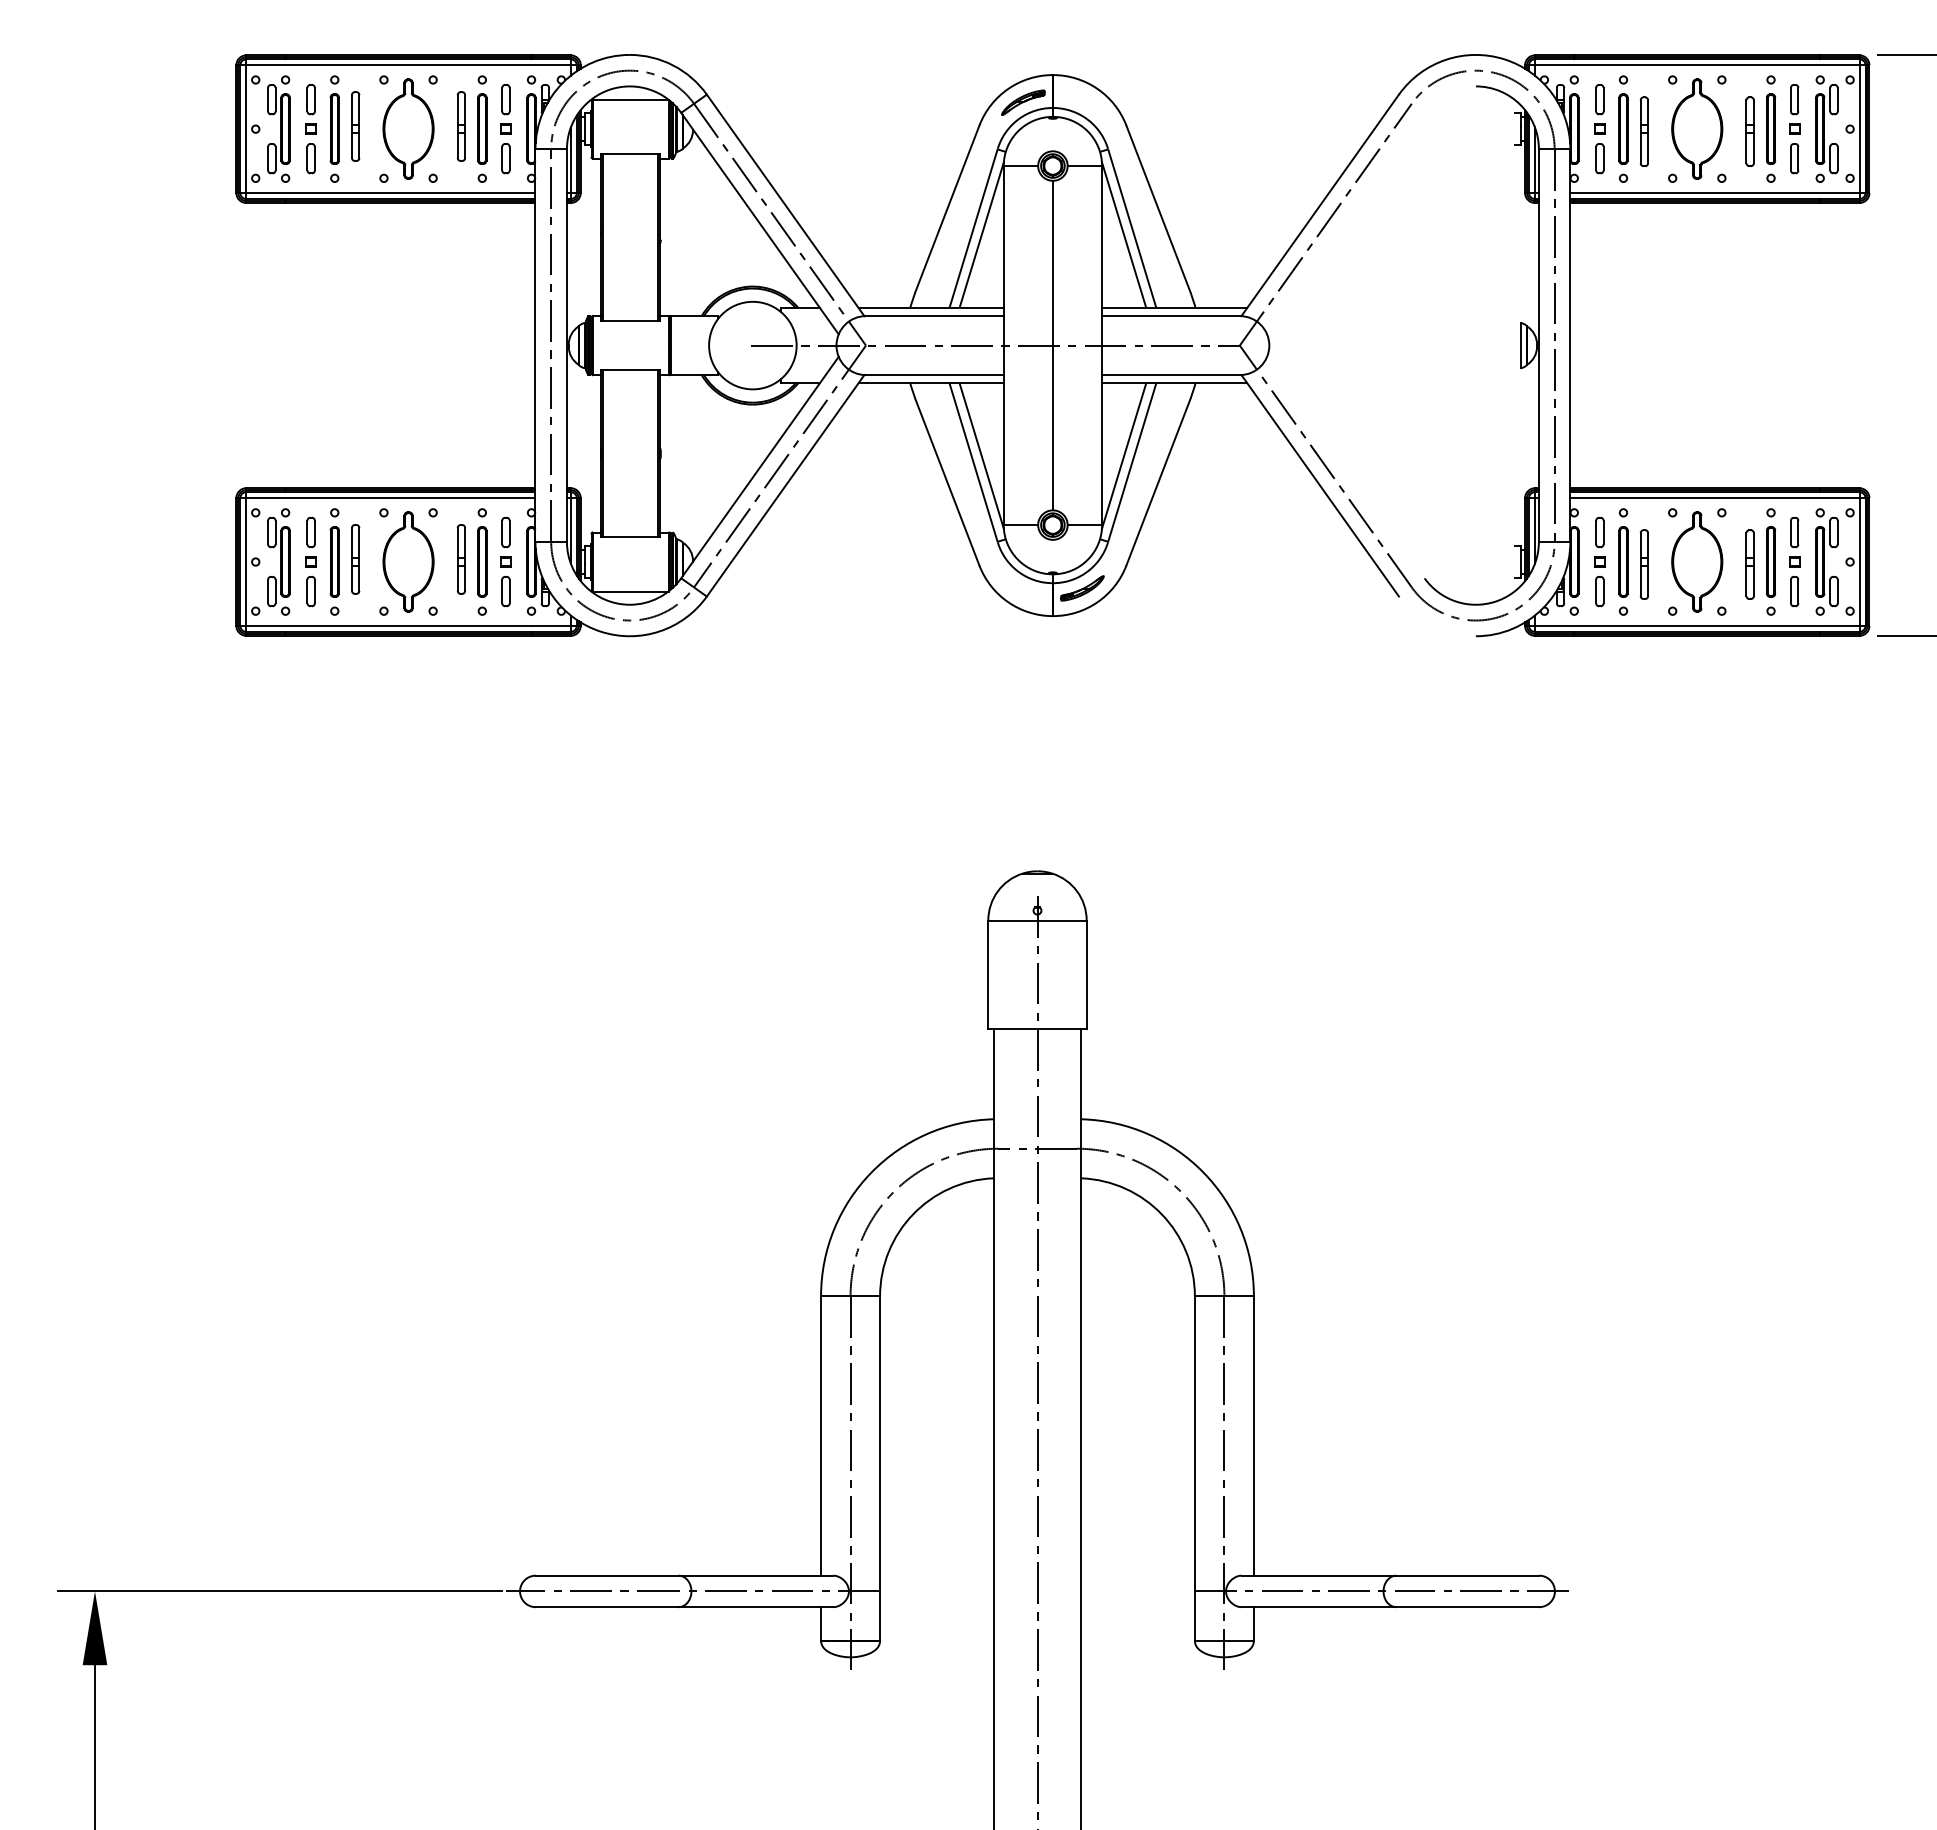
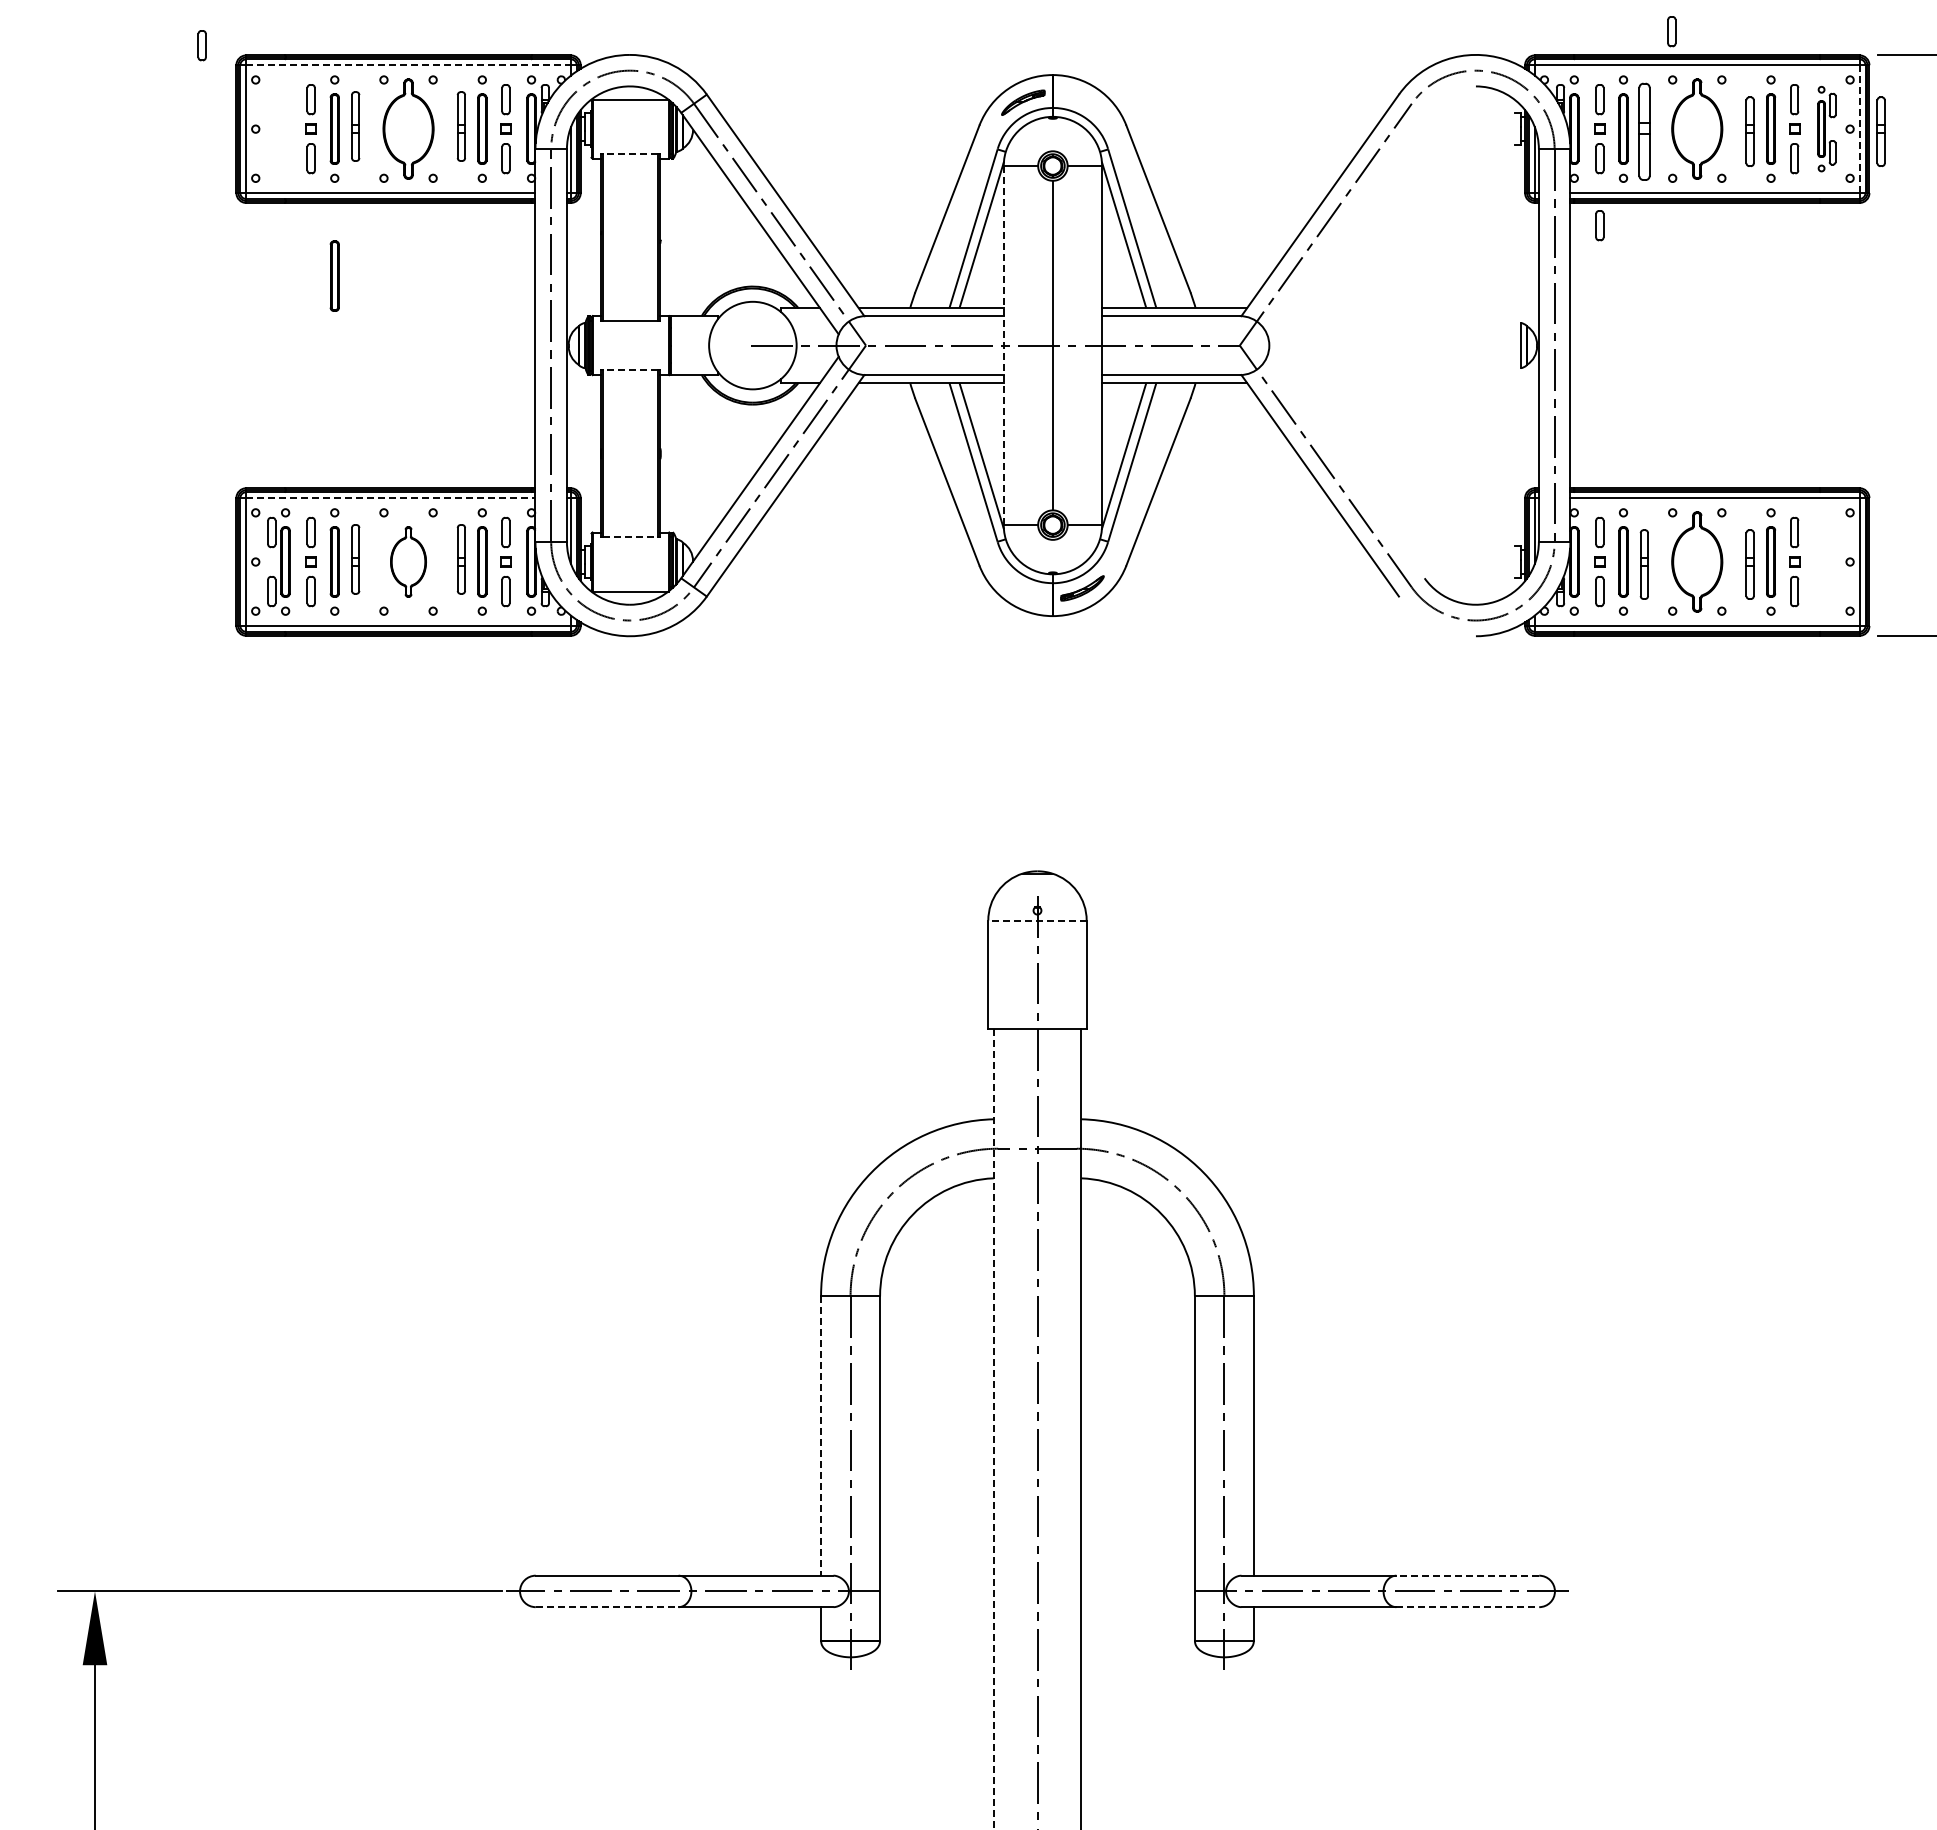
part: none -> present (1671, 31)
part: none -> present (201, 45)
line: solid -> dashed (409, 65)
part: present -> none (278, 128)
part size: 24x108 px -> 20x87 px (1826, 129)
line: solid -> dashed (1859, 129)
part size: 10x71 px -> 13x99 px (1644, 131)
part: none -> present (1880, 131)
line: solid -> dashed (630, 153)
part: none -> present (1599, 225)
part: none -> present (334, 275)
line: solid -> dashed (1003, 345)
line: solid -> dashed (630, 370)
line: solid -> dashed (390, 498)
line: solid -> dashed (630, 537)
part size: 53x102 px -> 37x72 px (408, 561)
part: present -> none (1826, 561)
line: solid -> dashed (1036, 920)
line: solid -> dashed (993, 1429)
line: solid -> dashed (821, 1435)
line: solid -> dashed (1467, 1575)
line: solid -> dashed (607, 1607)
line: solid -> dashed (1468, 1607)
